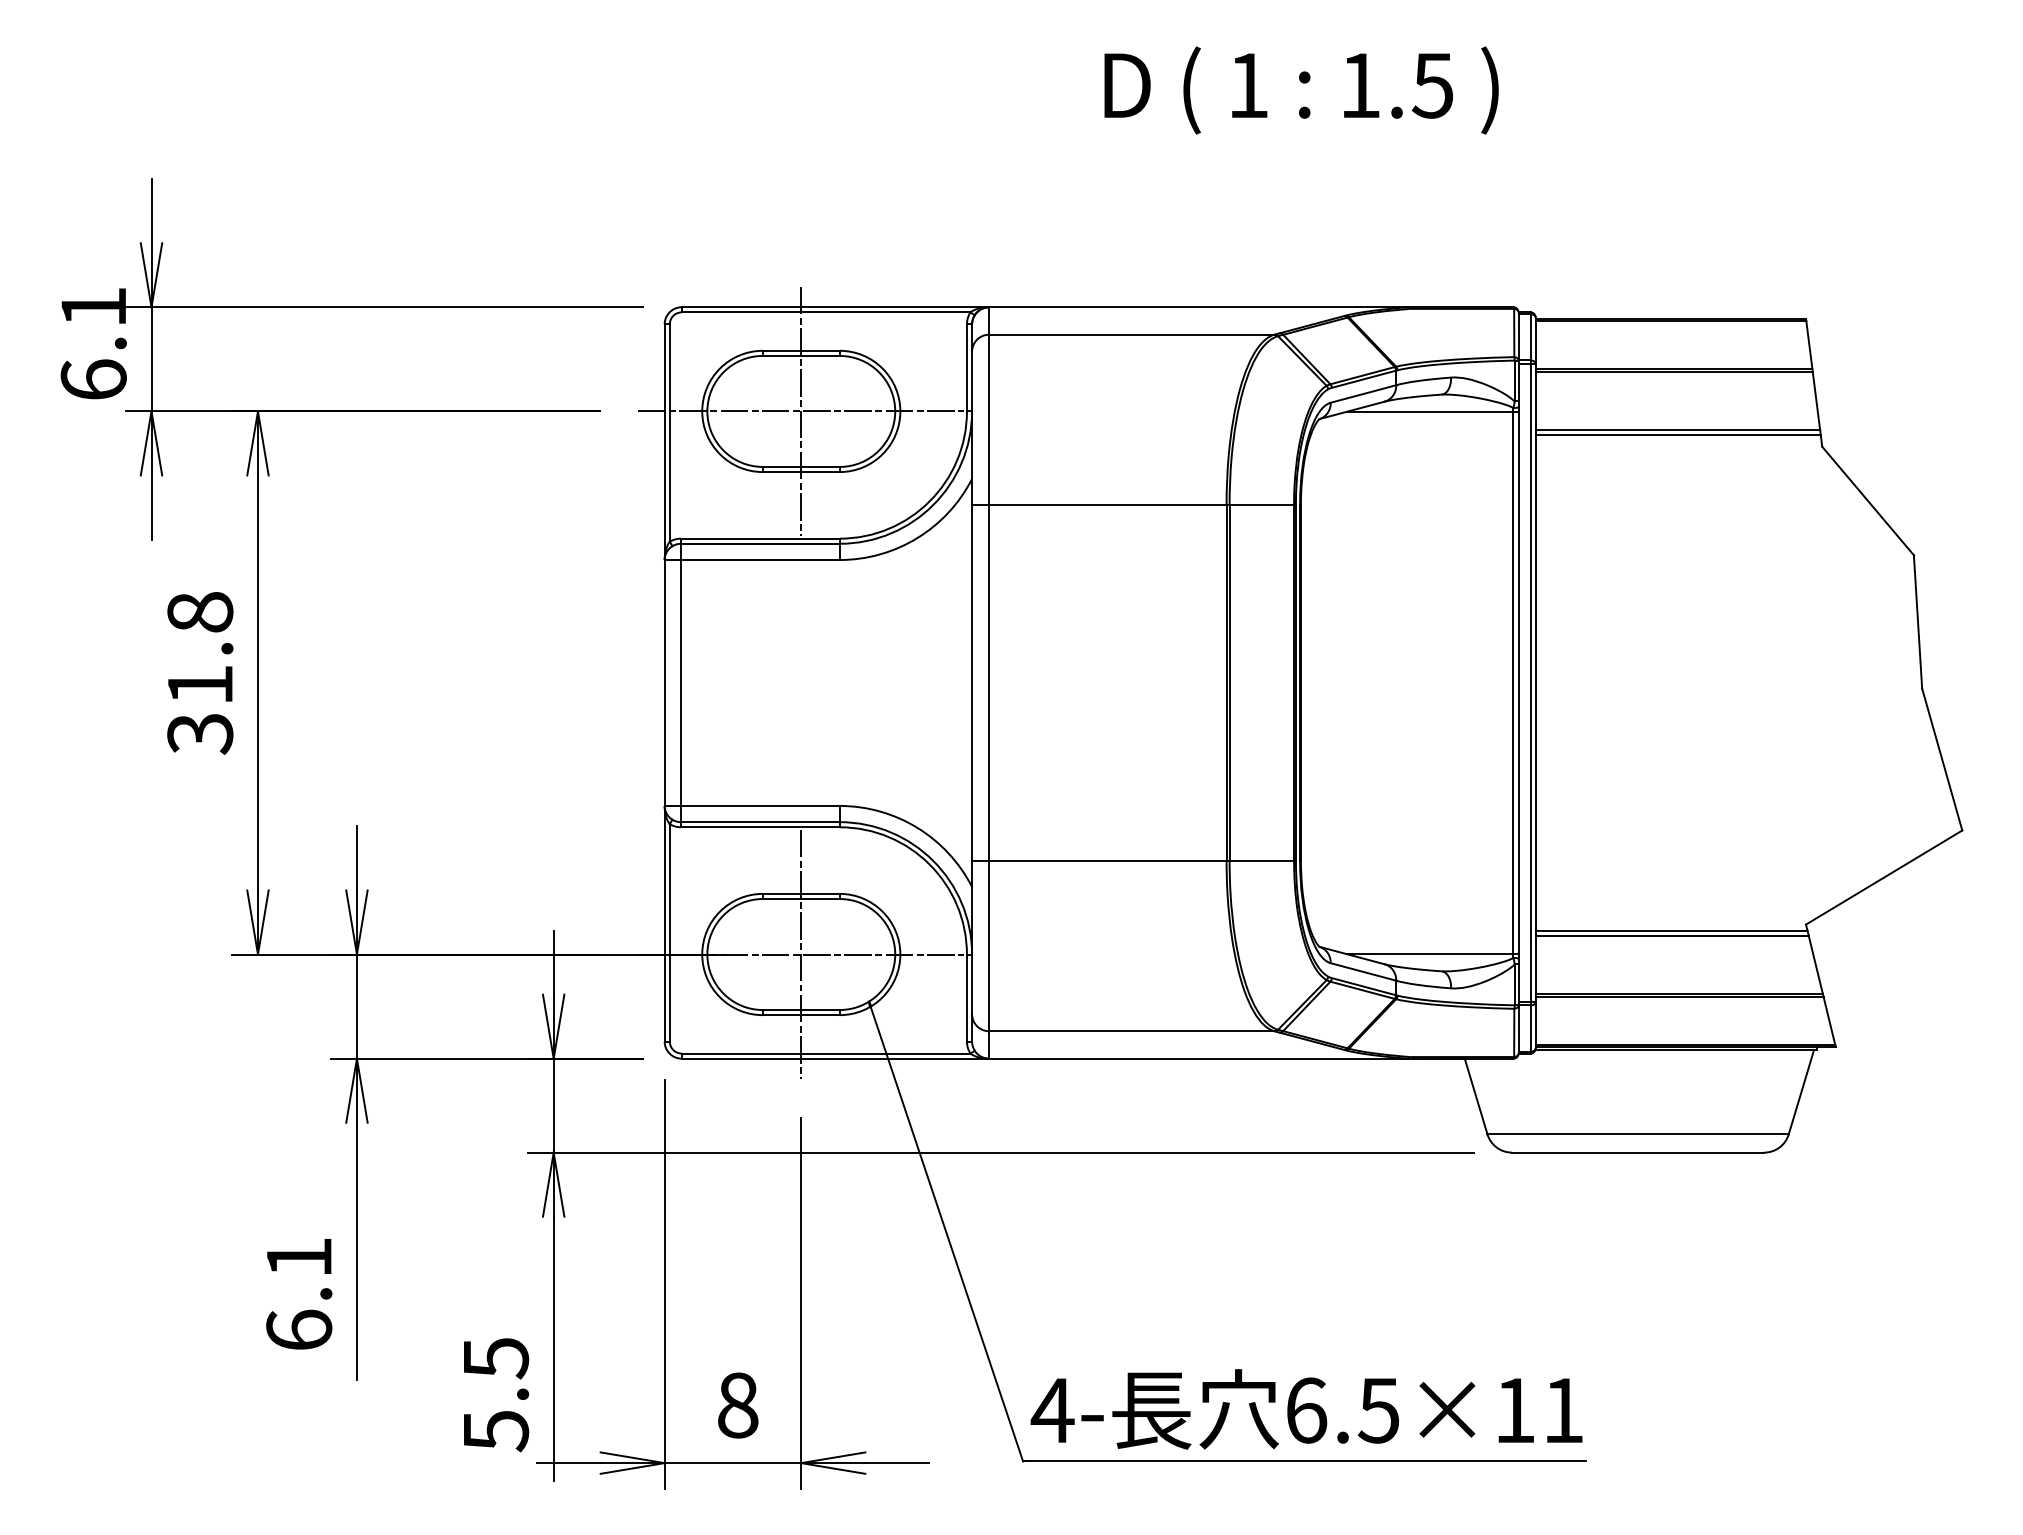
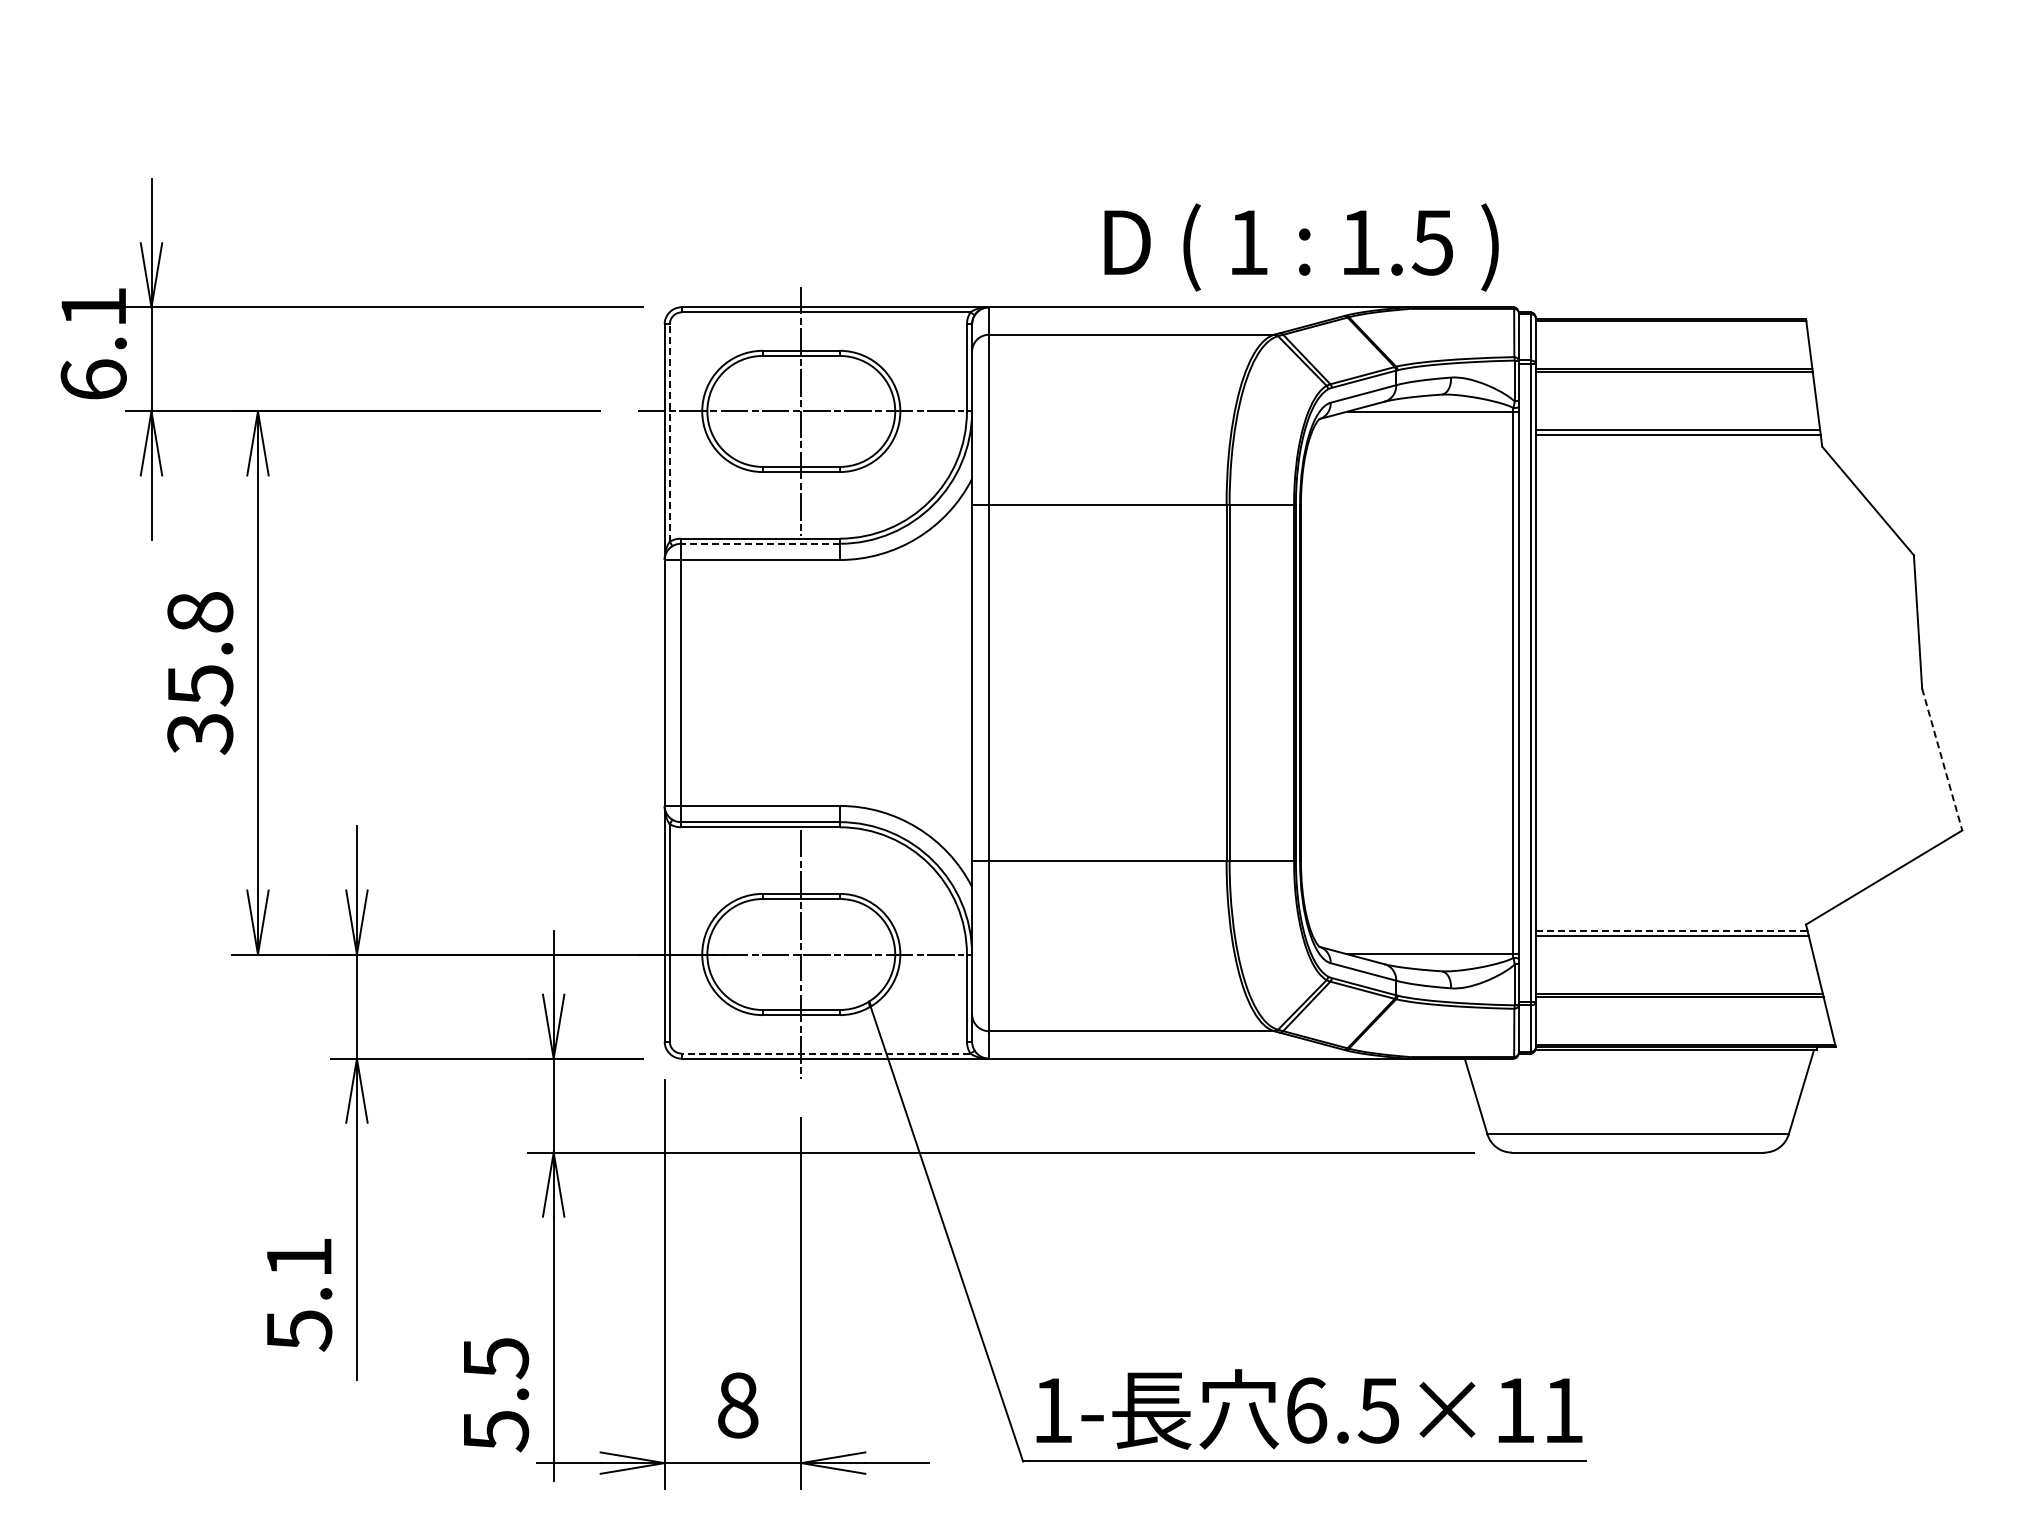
text position: (1301, 90) -> (1301, 247) (1301, 247)
line: solid -> dashed (669, 433)
line: solid -> dashed (759, 543)
text: 31.8 -> 35.8 (200, 685)
line: solid -> dashed (1942, 759)
line: solid -> dashed (1671, 930)
line: solid -> dashed (825, 1053)
text: 6.1 -> 5.1 (299, 1330)
text: 4- -> 1- (1052, 1410)
